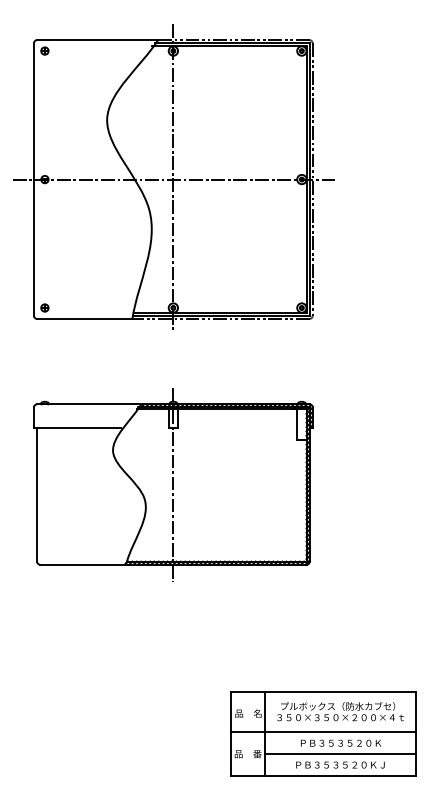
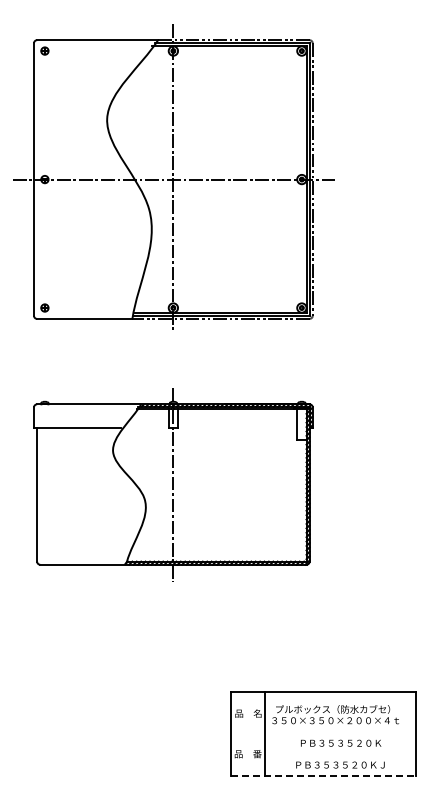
text position: (340, 711) -> (335, 714) (335, 714)
line: present -> none (323, 732)
line: present -> none (340, 754)
line: solid -> dashed (323, 776)
